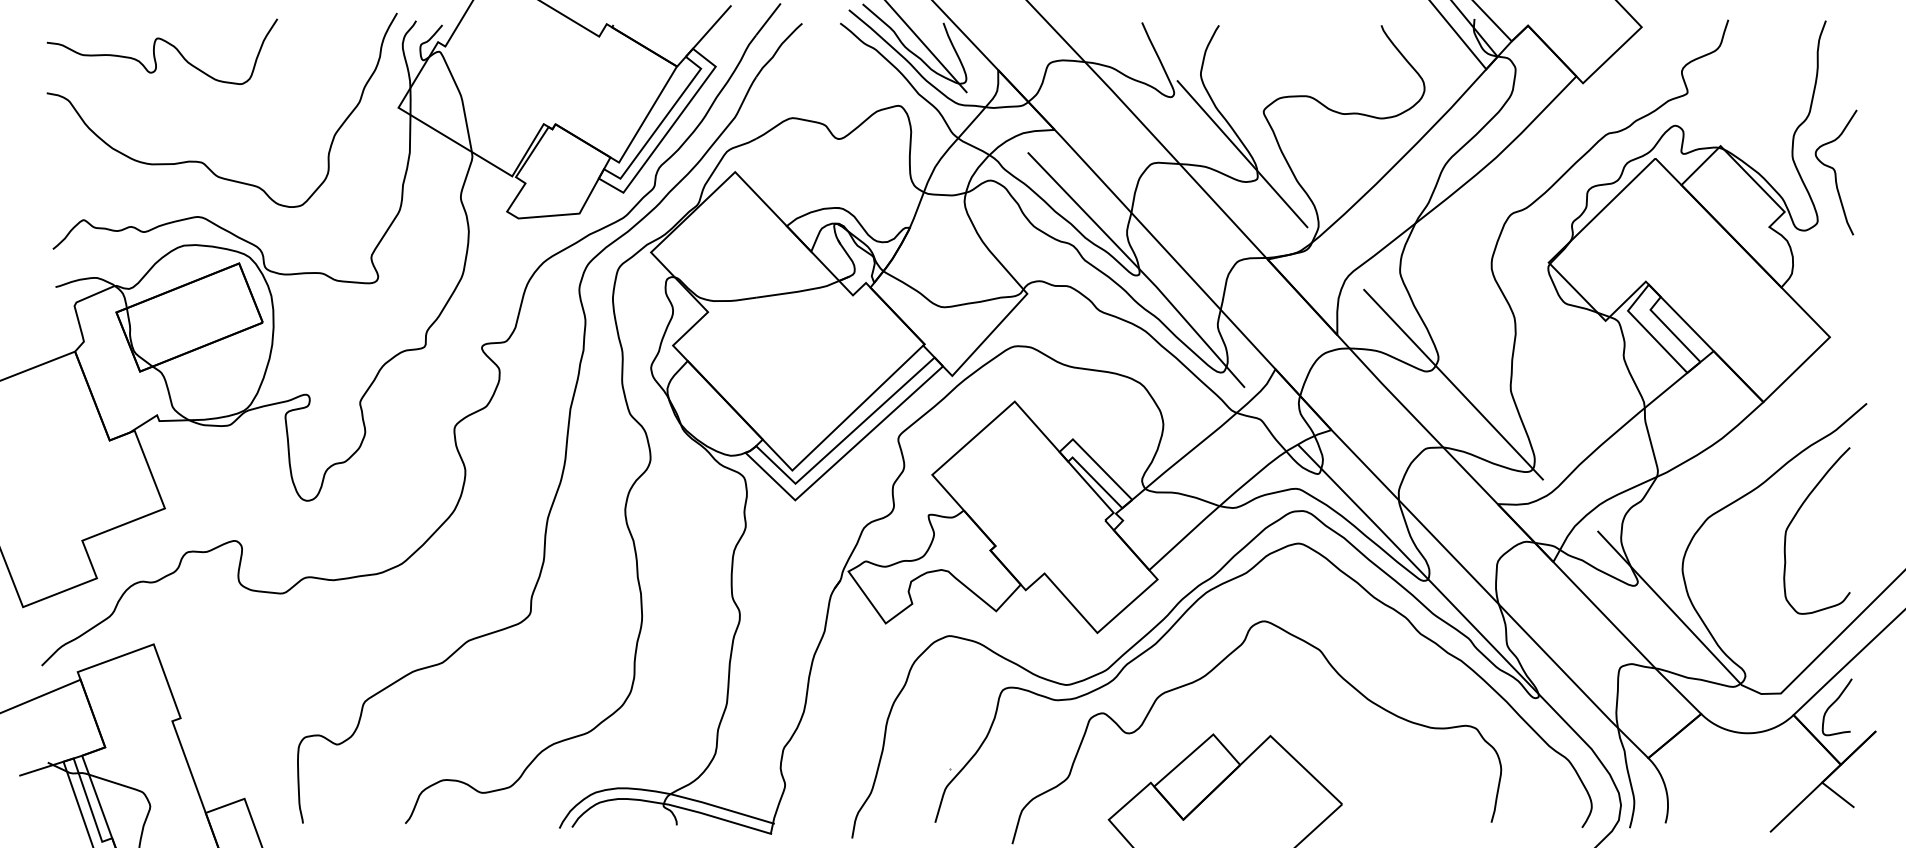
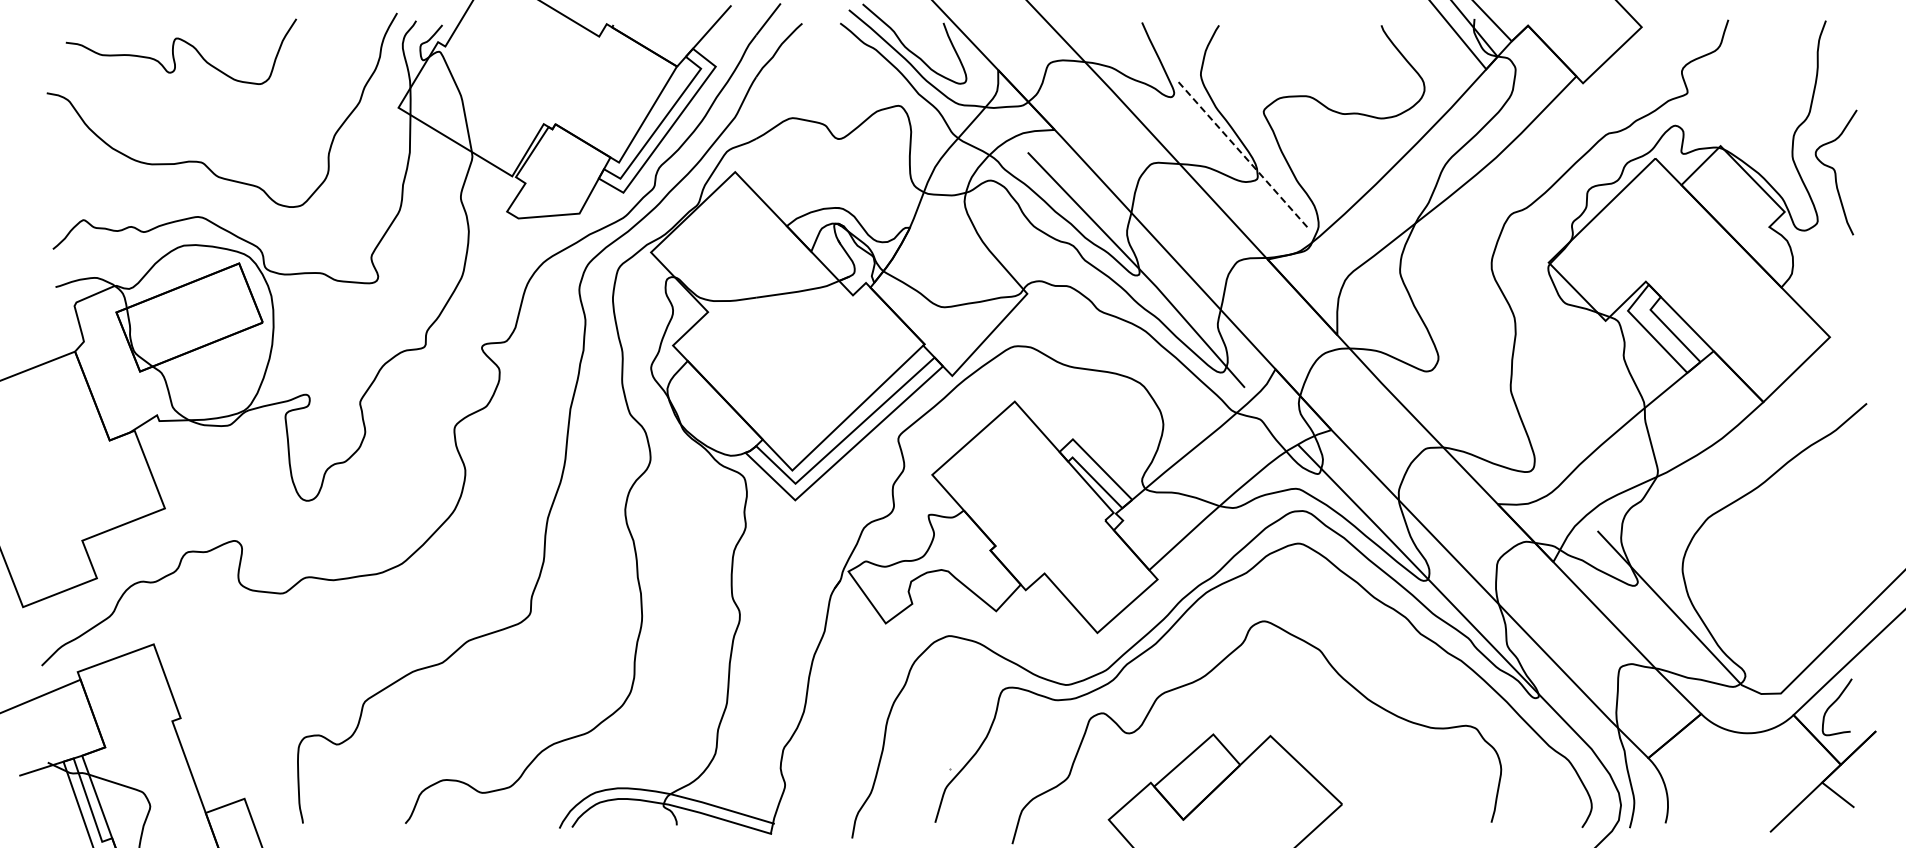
line: present -> none (926, 47)
curve position: (154, 51) -> (173, 51) (173, 51)
line: solid -> dashed (1242, 154)
line: present -> none (1453, 384)
curve: present -> none (1796, 515)
